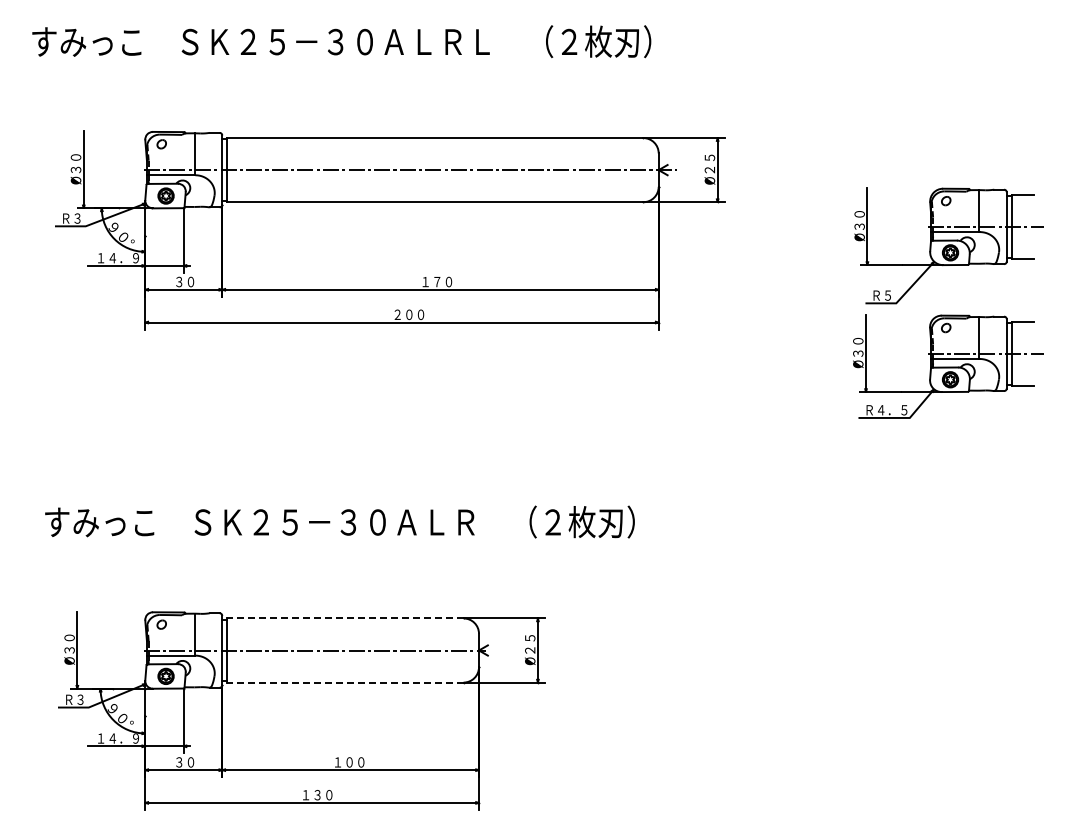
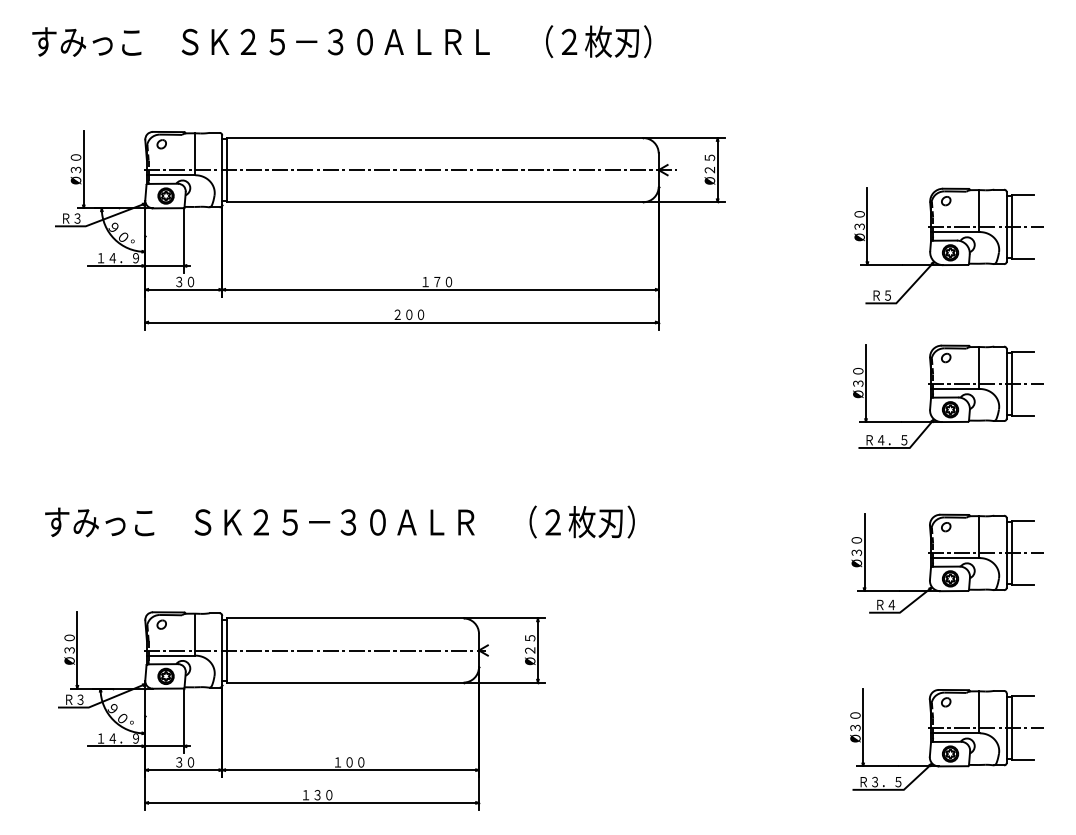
part position: (948, 366) -> (948, 396) (948, 396)
part: none -> present (947, 563)
line: dashed -> solid (345, 618)
line: dashed -> solid (345, 682)
part: none -> present (946, 739)
